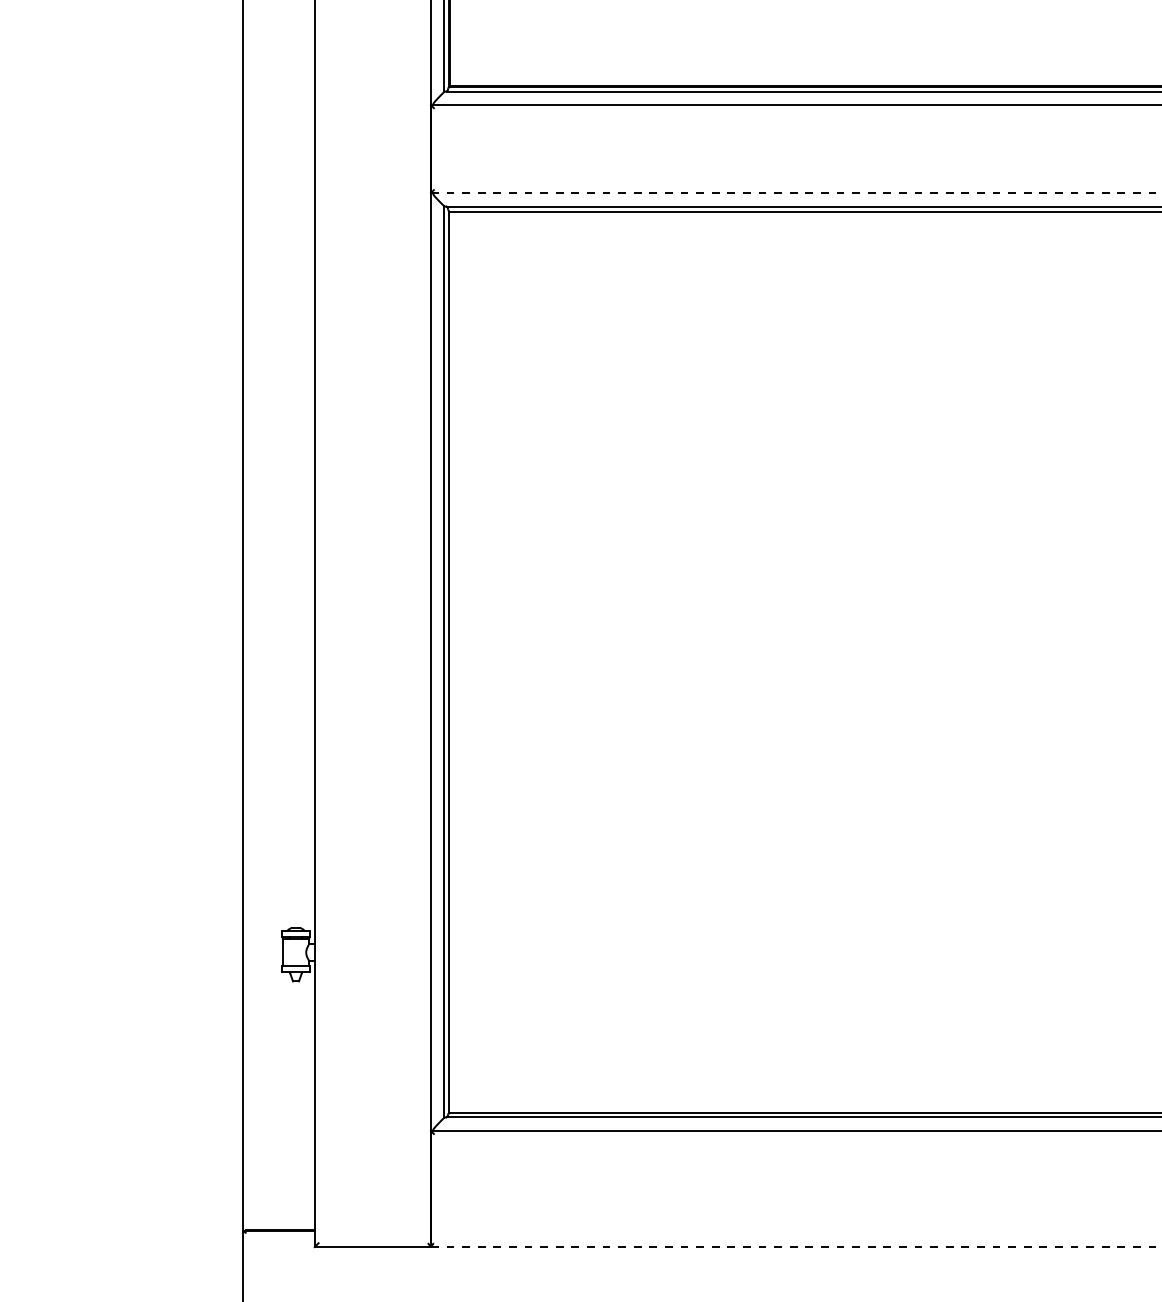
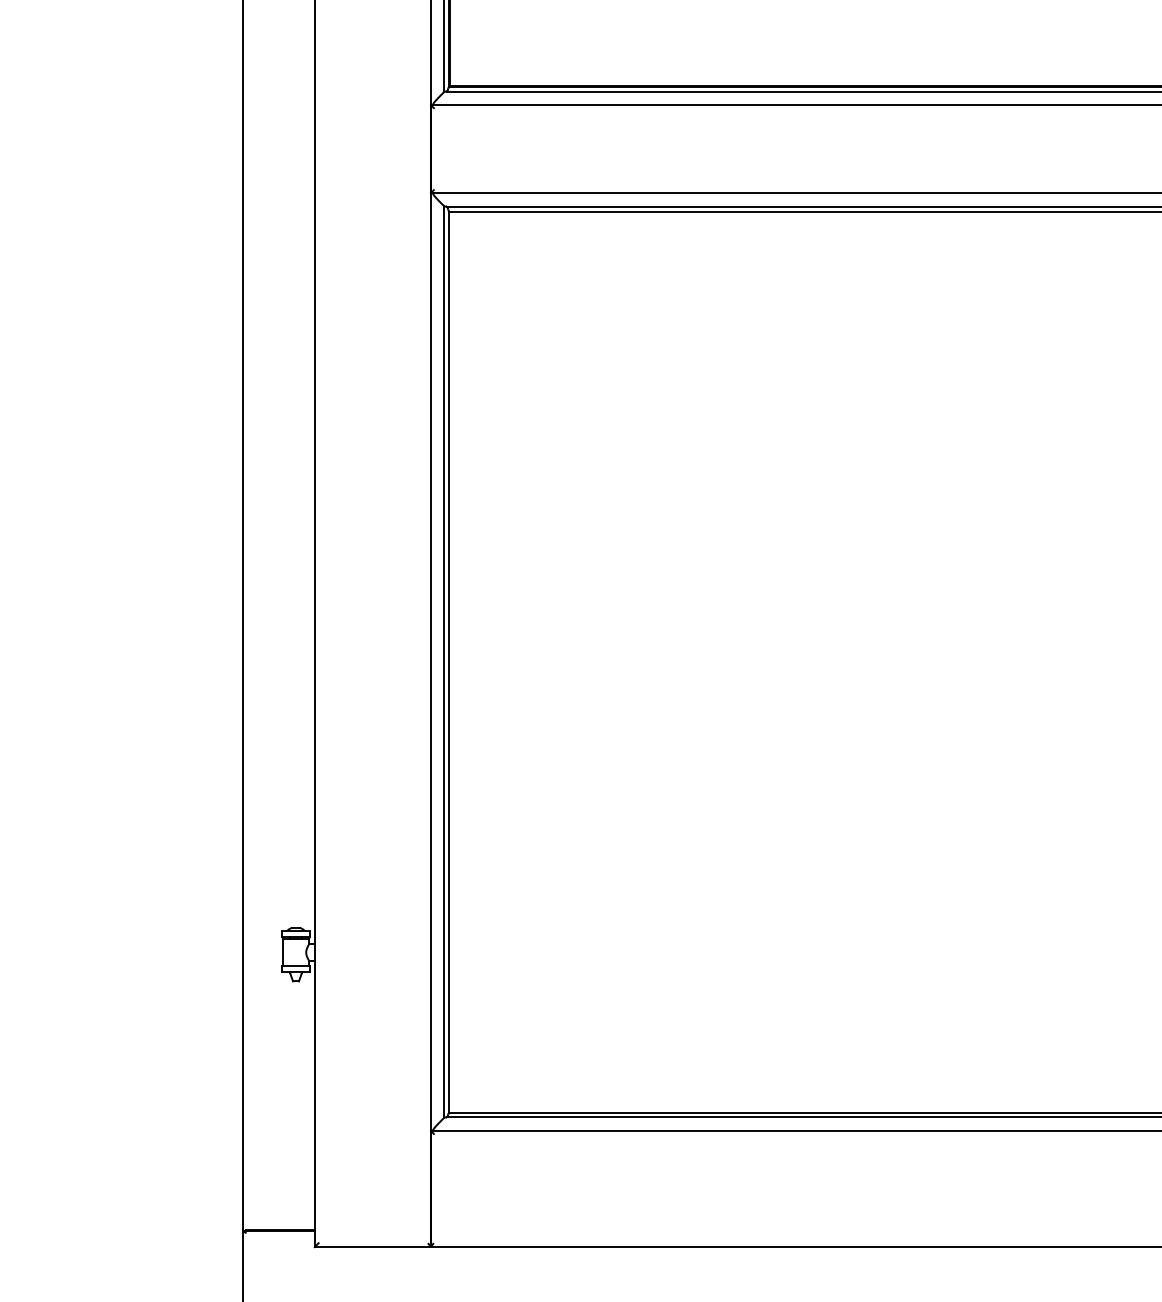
line: dashed -> solid (796, 192)
line: dashed -> solid (796, 1247)
